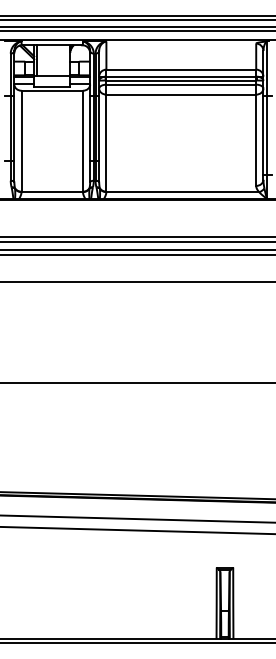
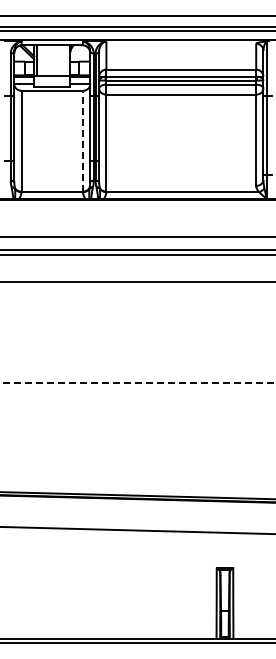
line: present -> none (137, 19)
line: solid -> dashed (82, 140)
line: present -> none (137, 242)
line: solid -> dashed (137, 383)
line: present -> none (137, 518)
